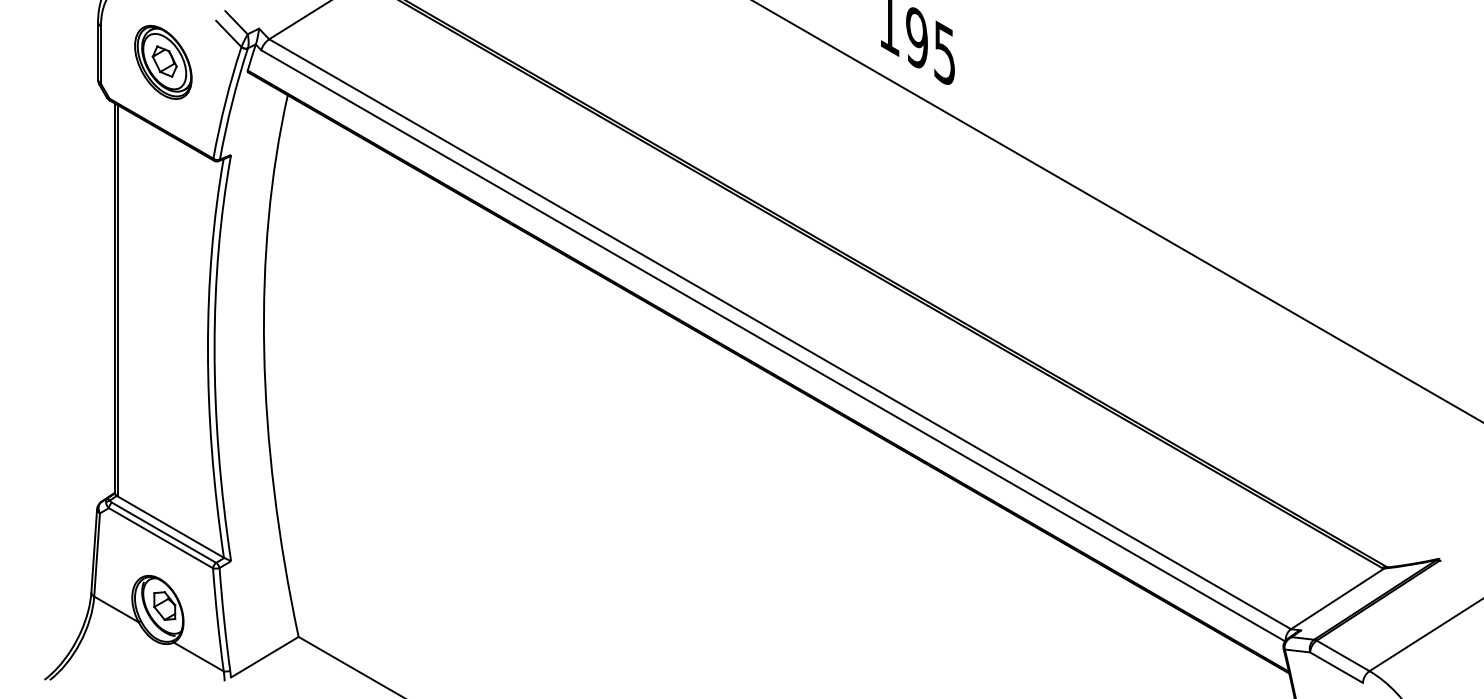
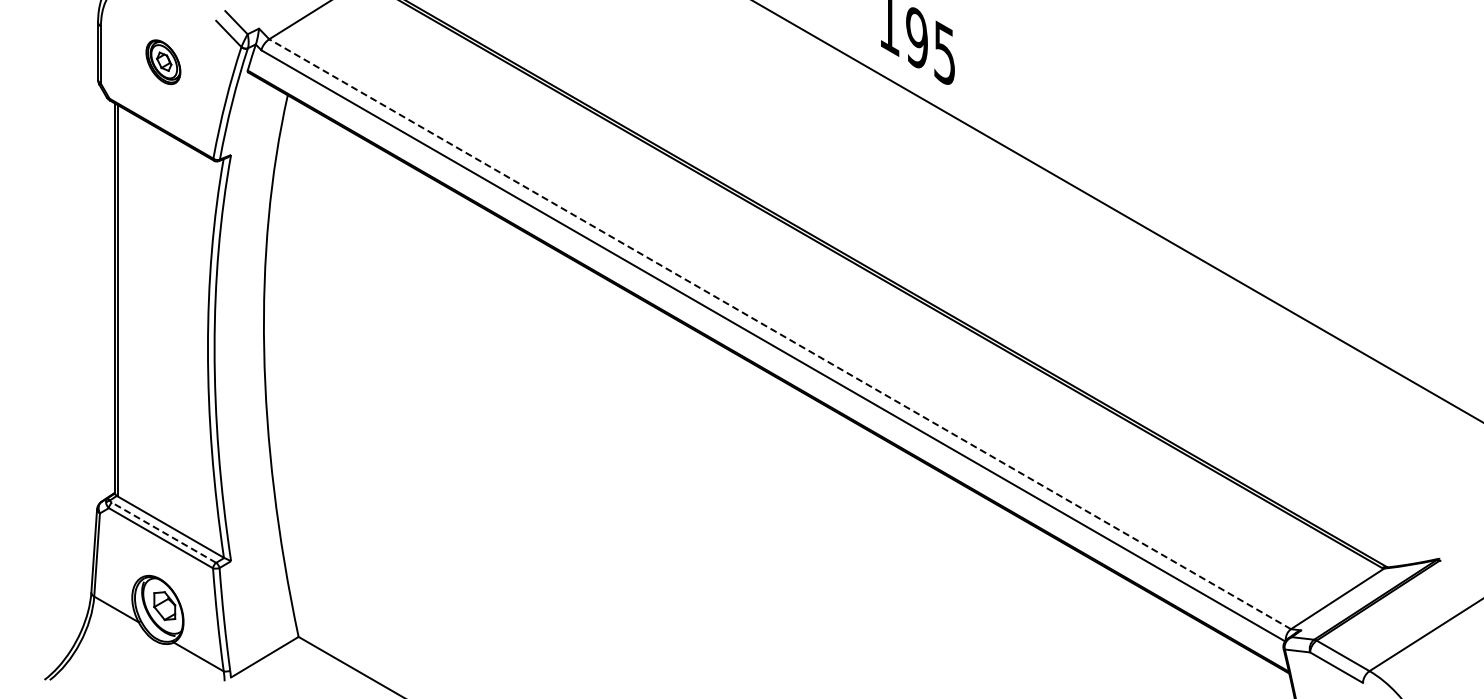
part size: 59x76 px -> 37x47 px (163, 62)
line: solid -> dashed (780, 334)
line: solid -> dashed (163, 532)
